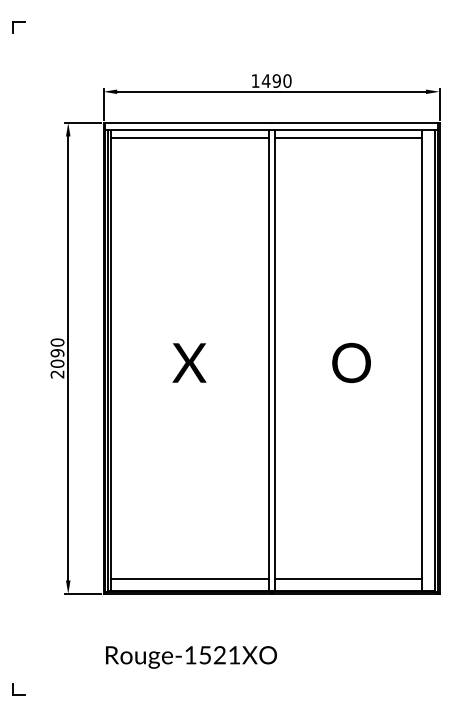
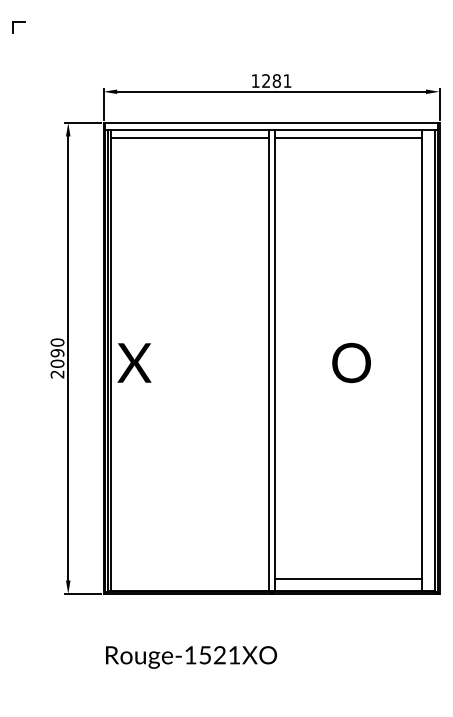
text: 1490 -> 1281 (276, 80)
text position: (189, 362) -> (134, 362) (134, 362)
line: present -> none (189, 579)
part: present -> none (18, 689)
